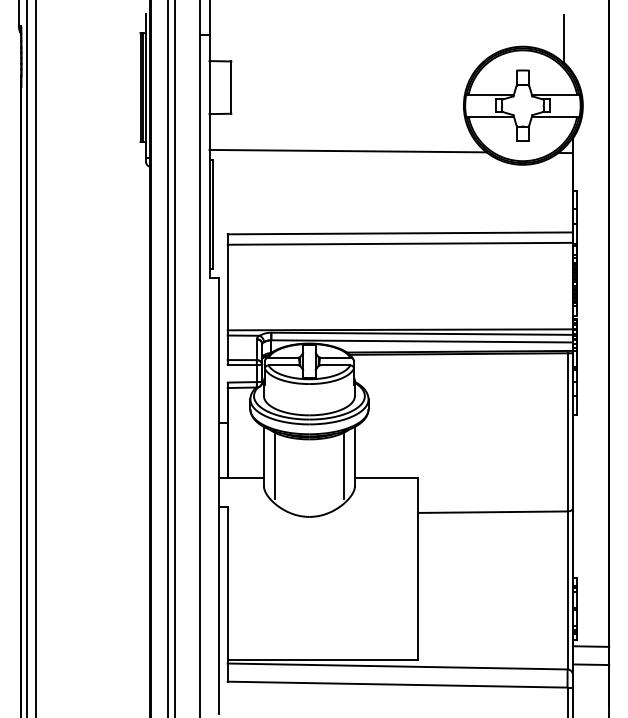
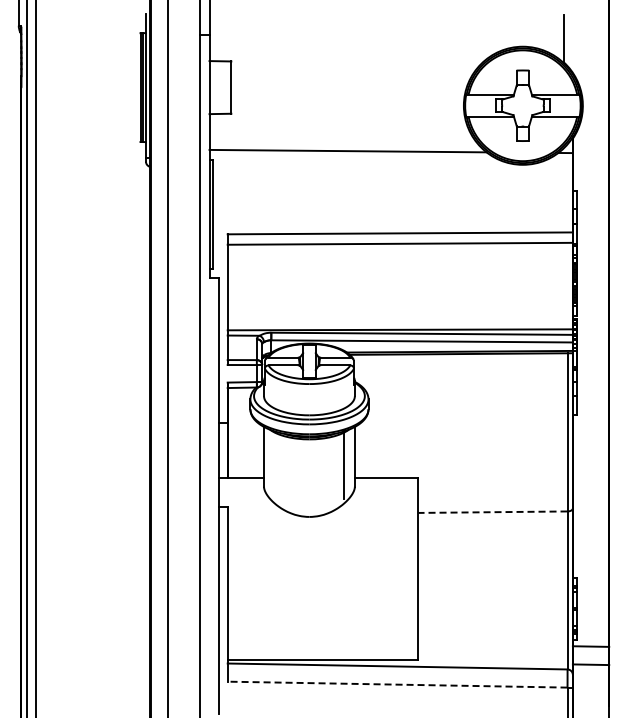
line: present -> none (175, 358)
line: present -> none (274, 464)
line: solid -> dashed (492, 512)
line: solid -> dashed (397, 684)
